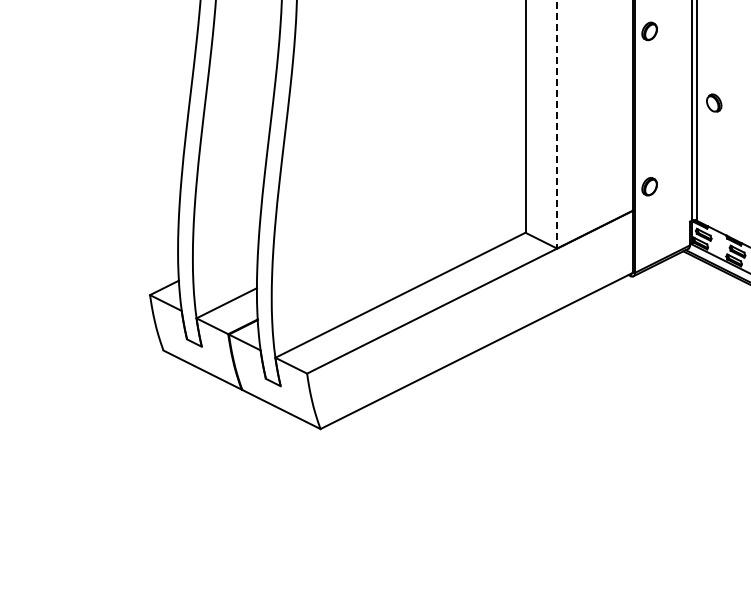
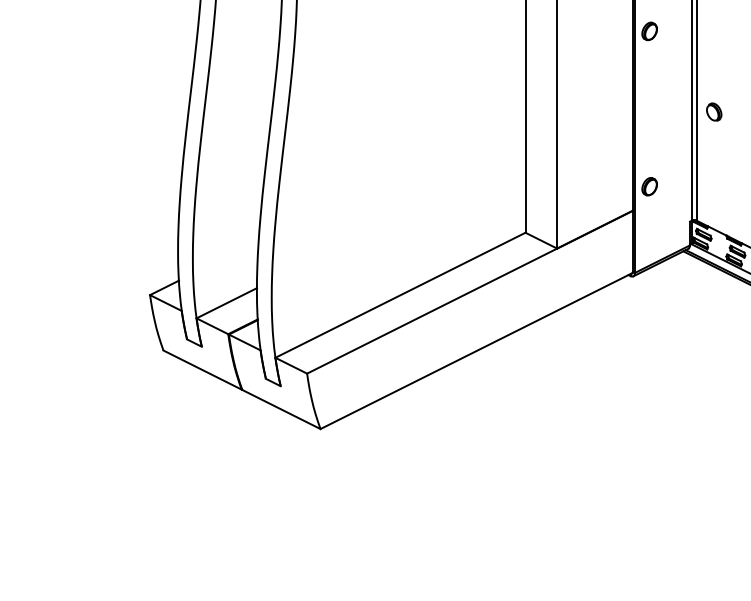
part position: (714, 102) -> (714, 111) (714, 111)
line: dashed -> solid (557, 124)
